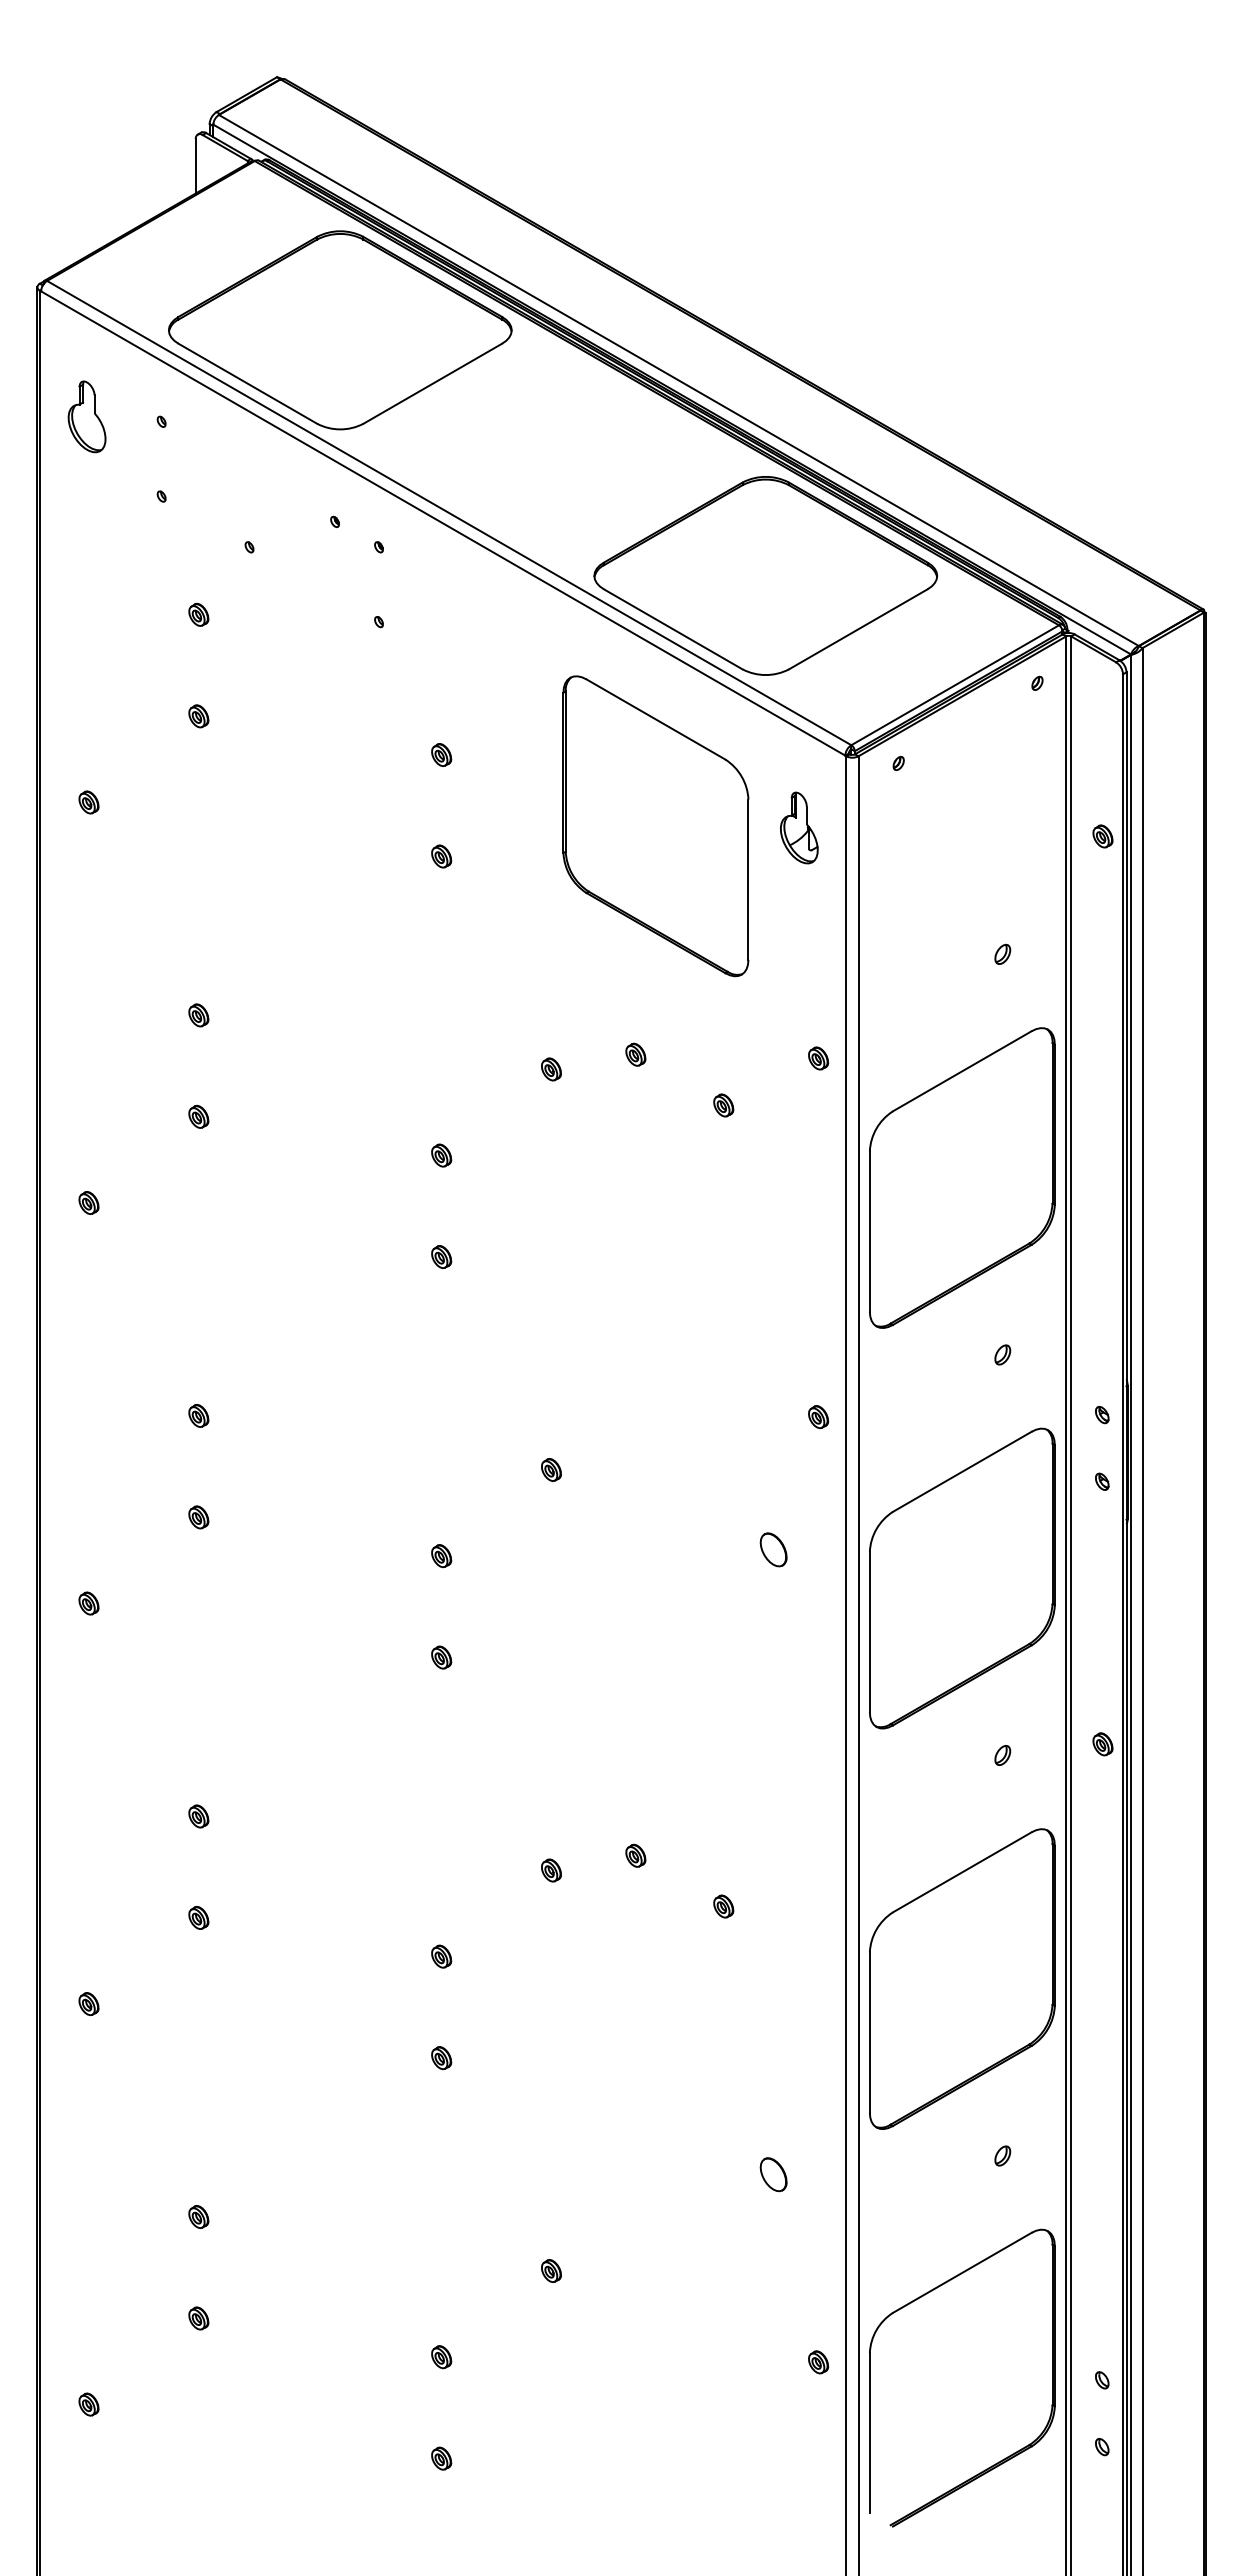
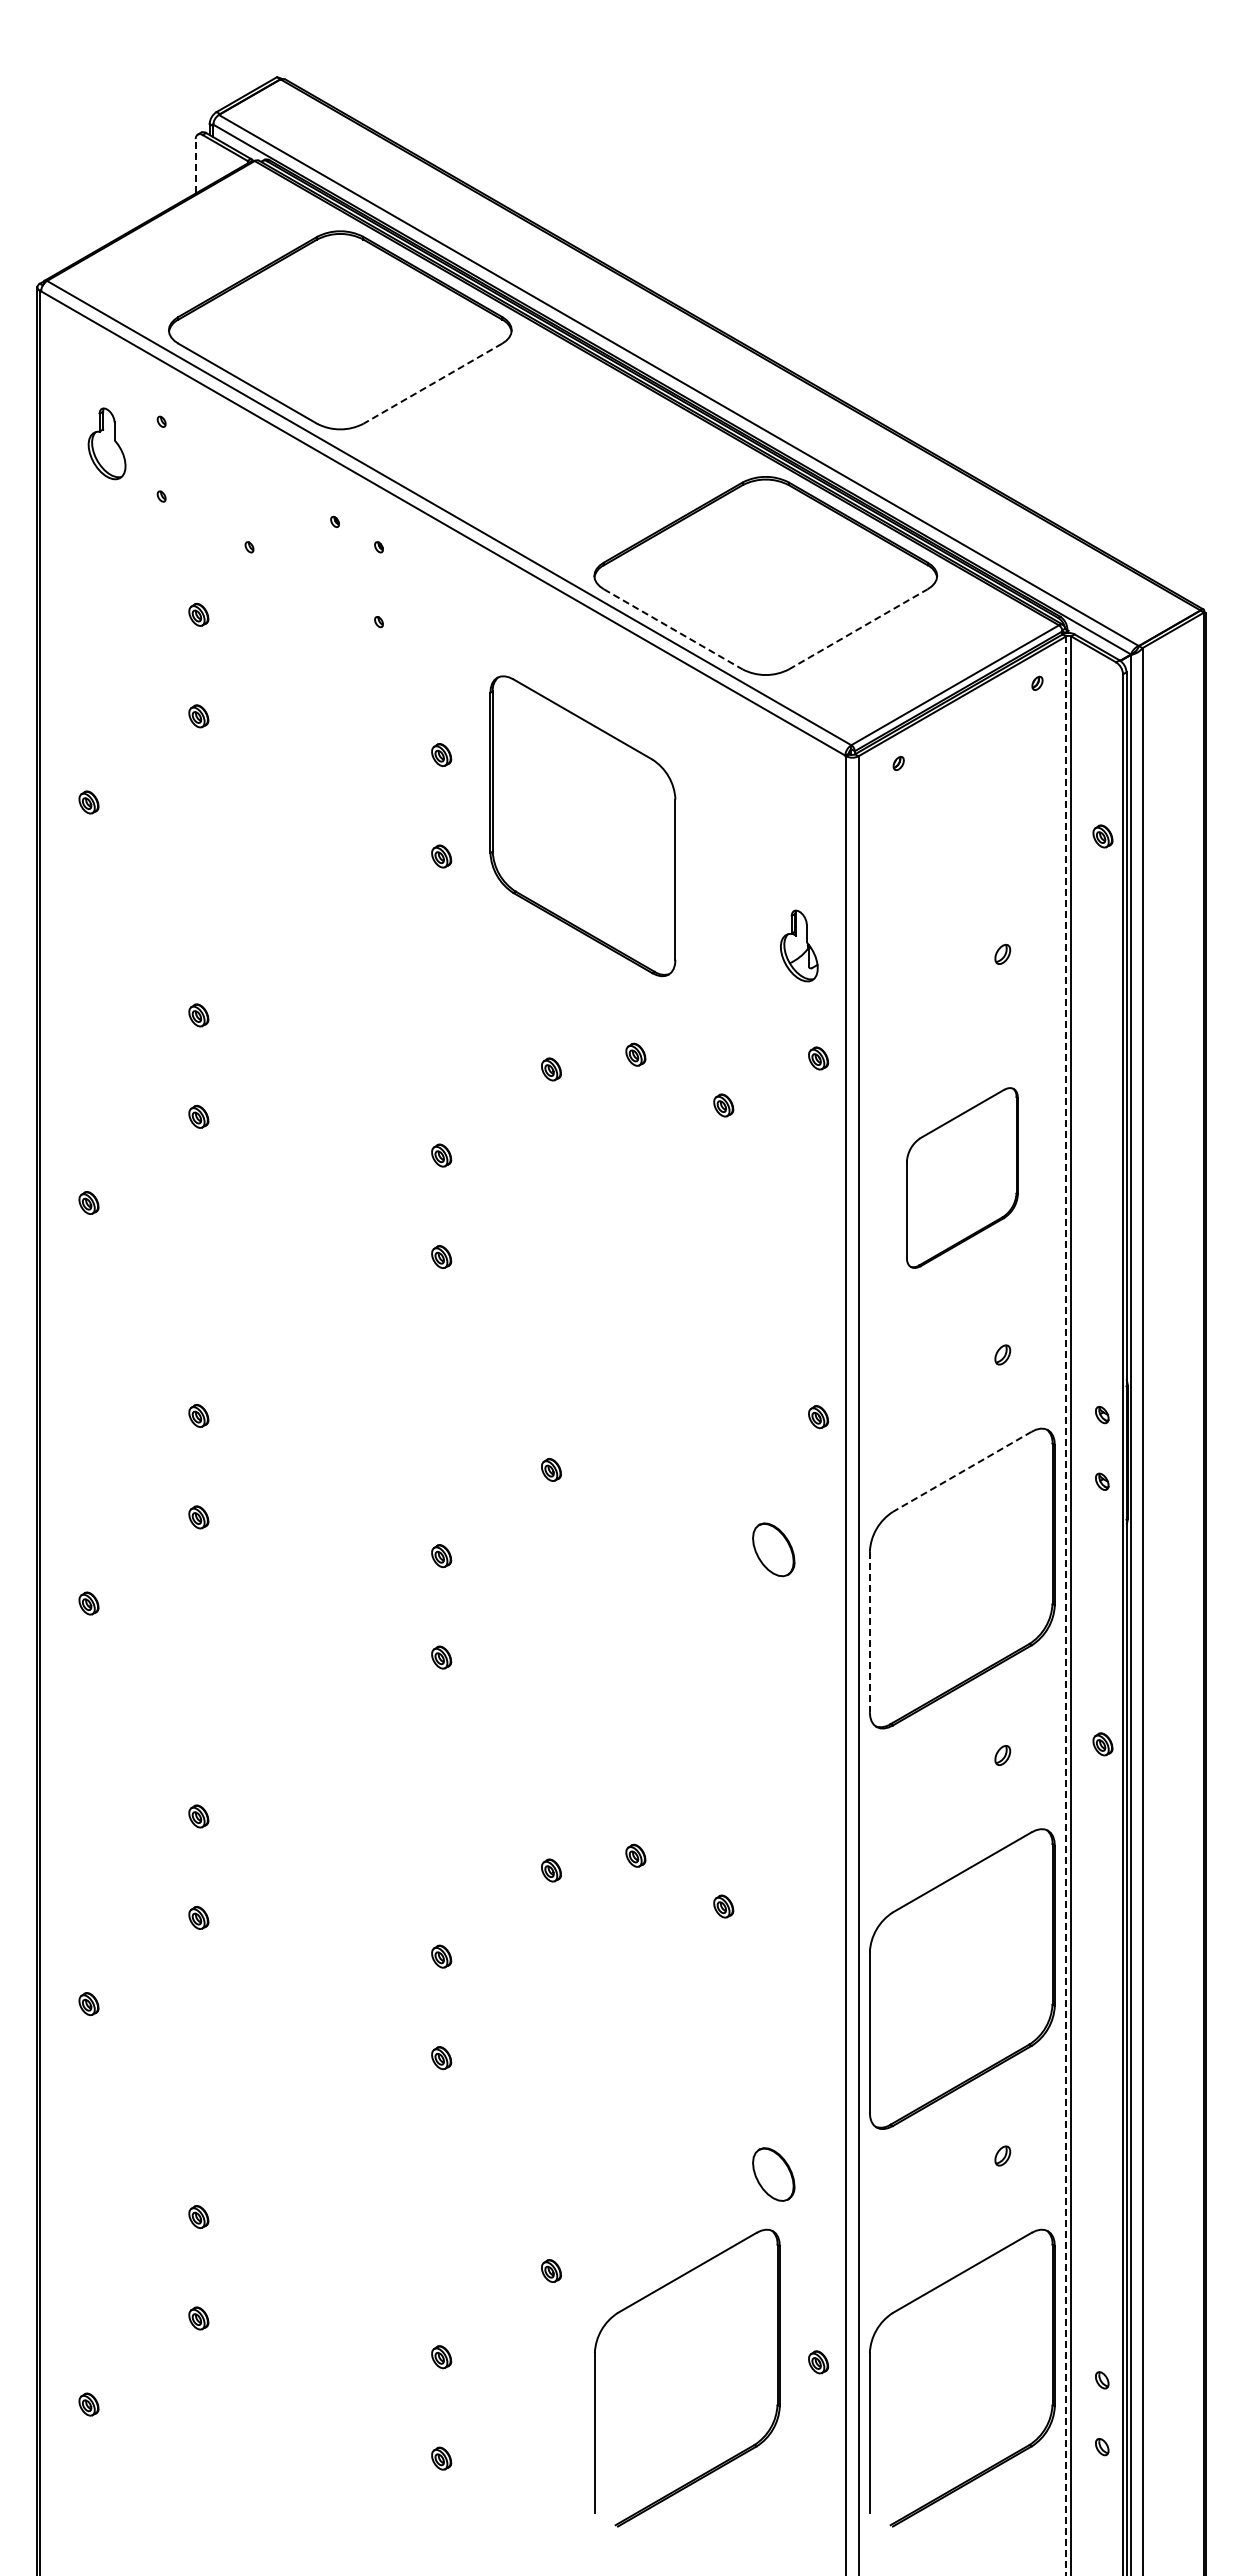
line: solid -> dashed (195, 165)
line: solid -> dashed (432, 383)
part position: (86, 416) -> (106, 443) (106, 443)
line: solid -> dashed (673, 629)
line: solid -> dashed (858, 629)
part position: (655, 826) -> (582, 826) (582, 826)
part position: (799, 827) -> (799, 945) (799, 945)
part size: 187x302 px -> 113x182 px (962, 1177)
line: solid -> dashed (961, 1472)
part size: 29x36 px -> 44x56 px (773, 1549)
line: solid -> dashed (1066, 1606)
line: solid -> dashed (869, 1632)
part size: 29x36 px -> 44x55 px (773, 2174)
part: none -> present (645, 2298)
